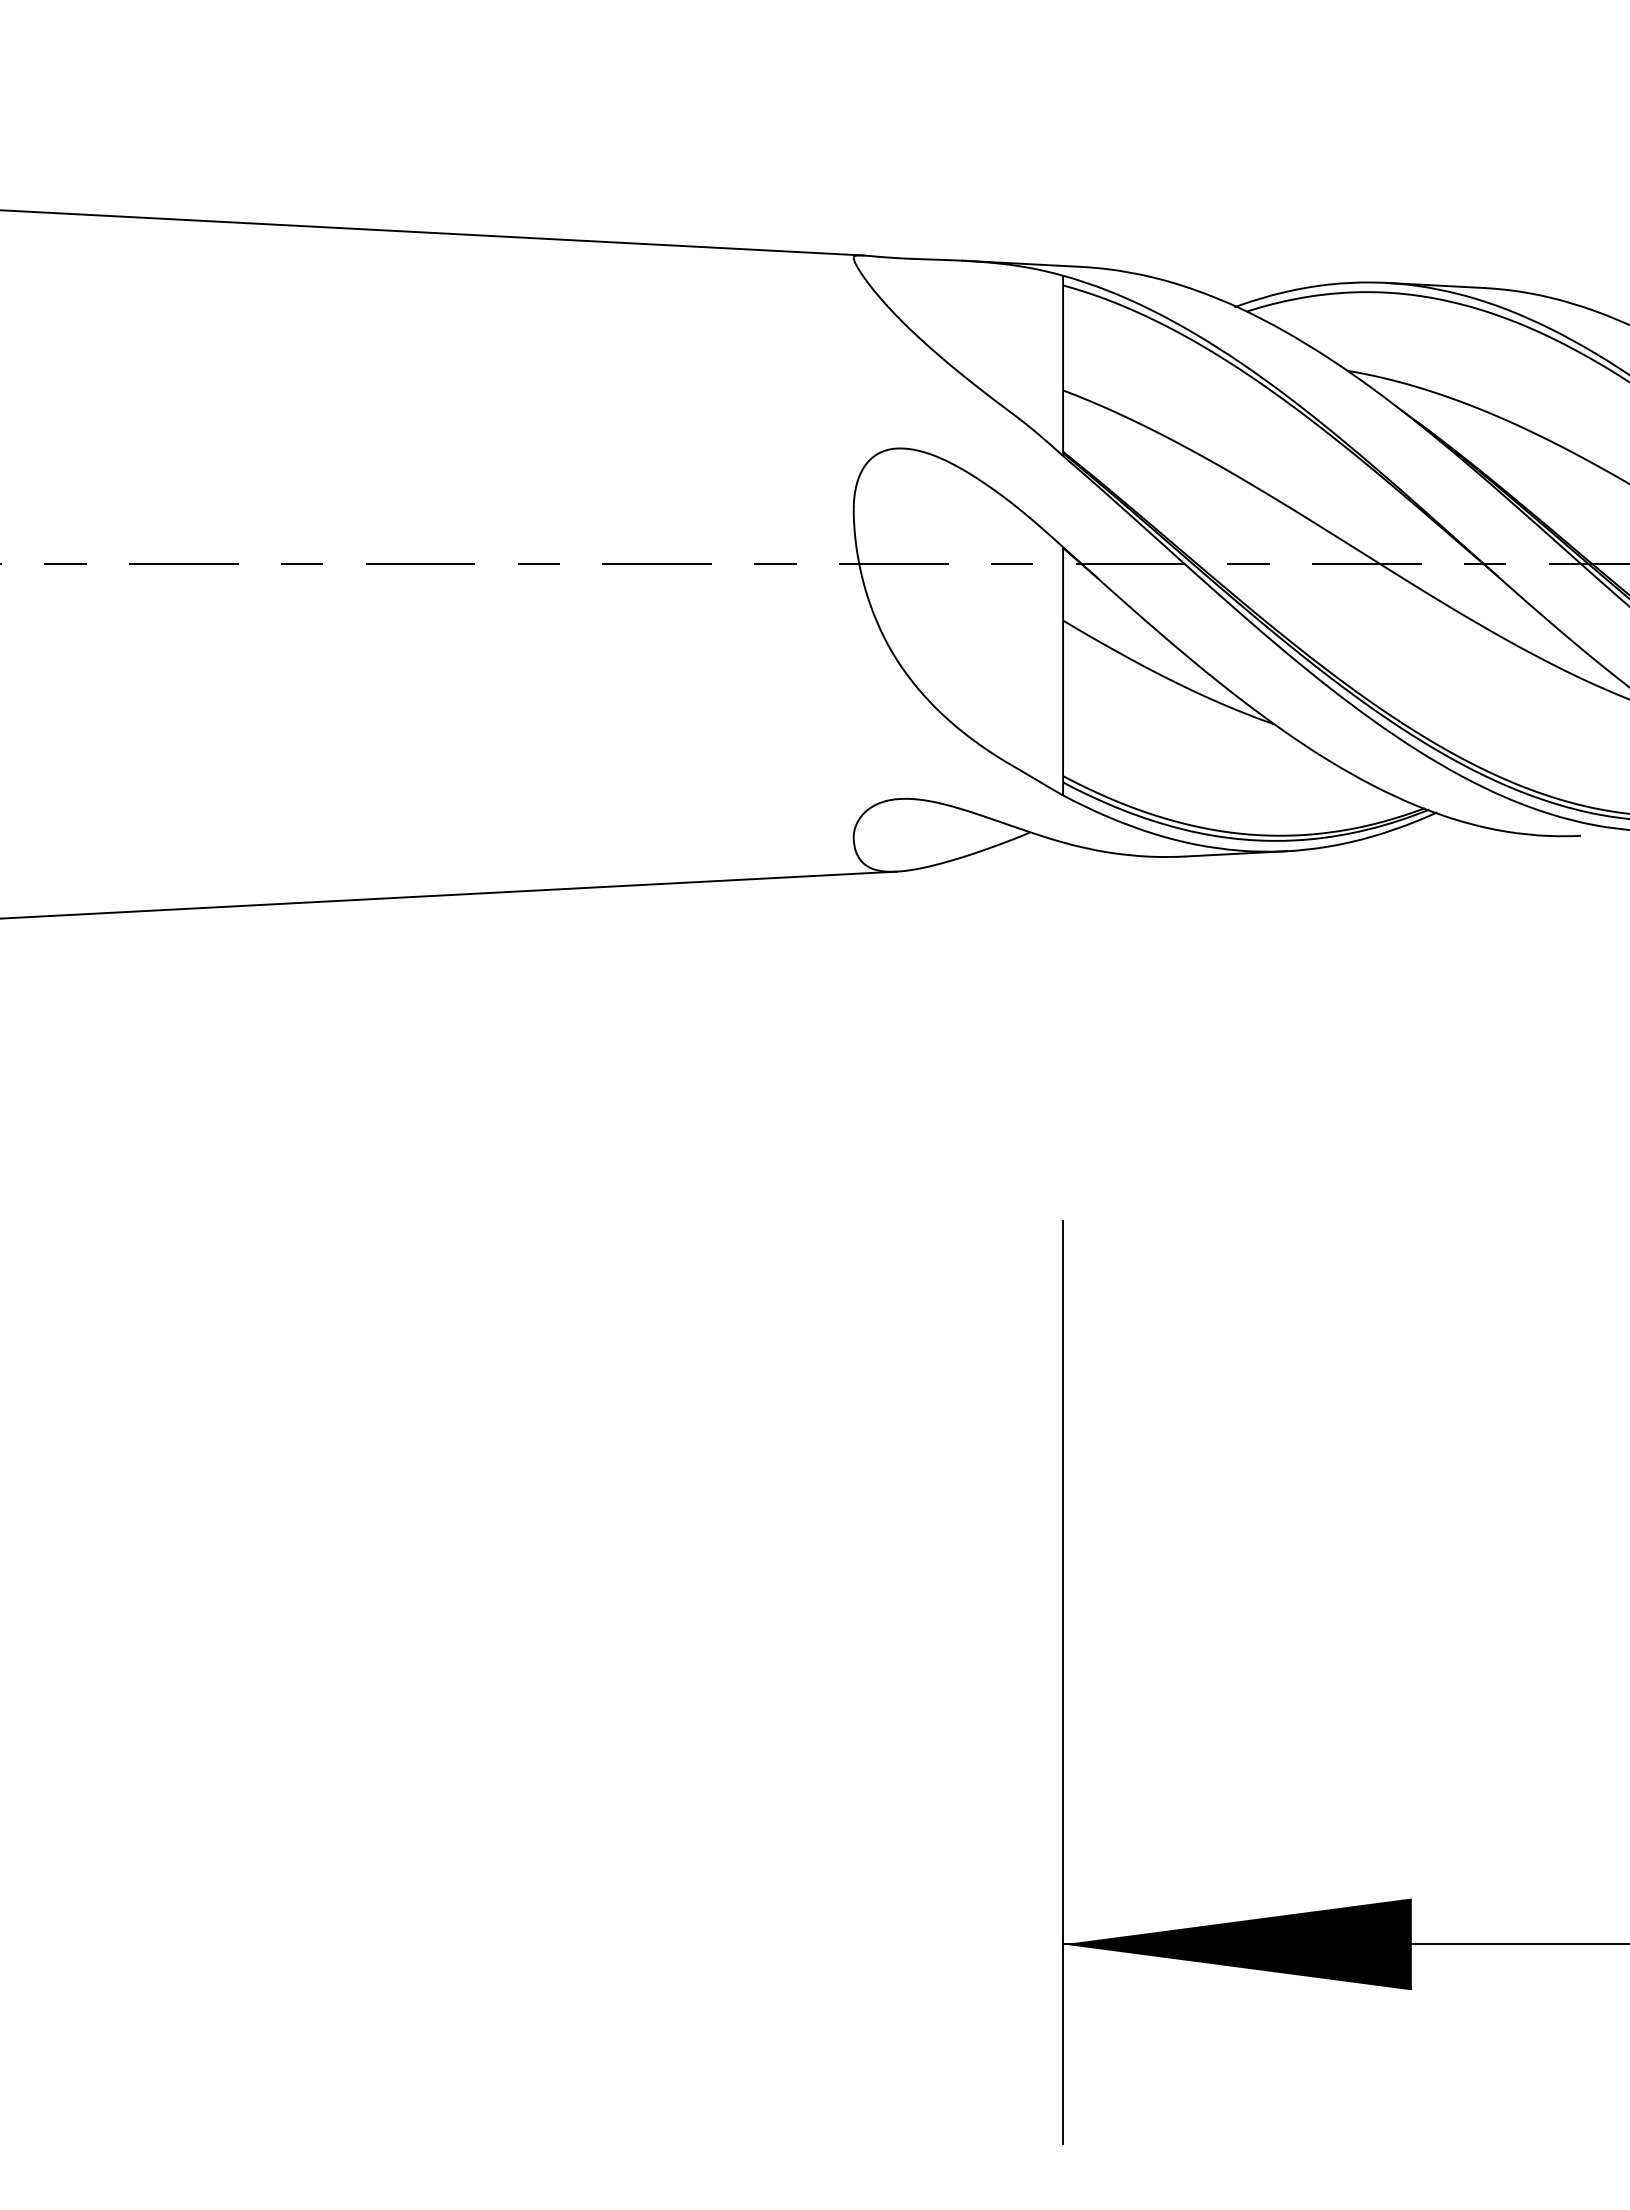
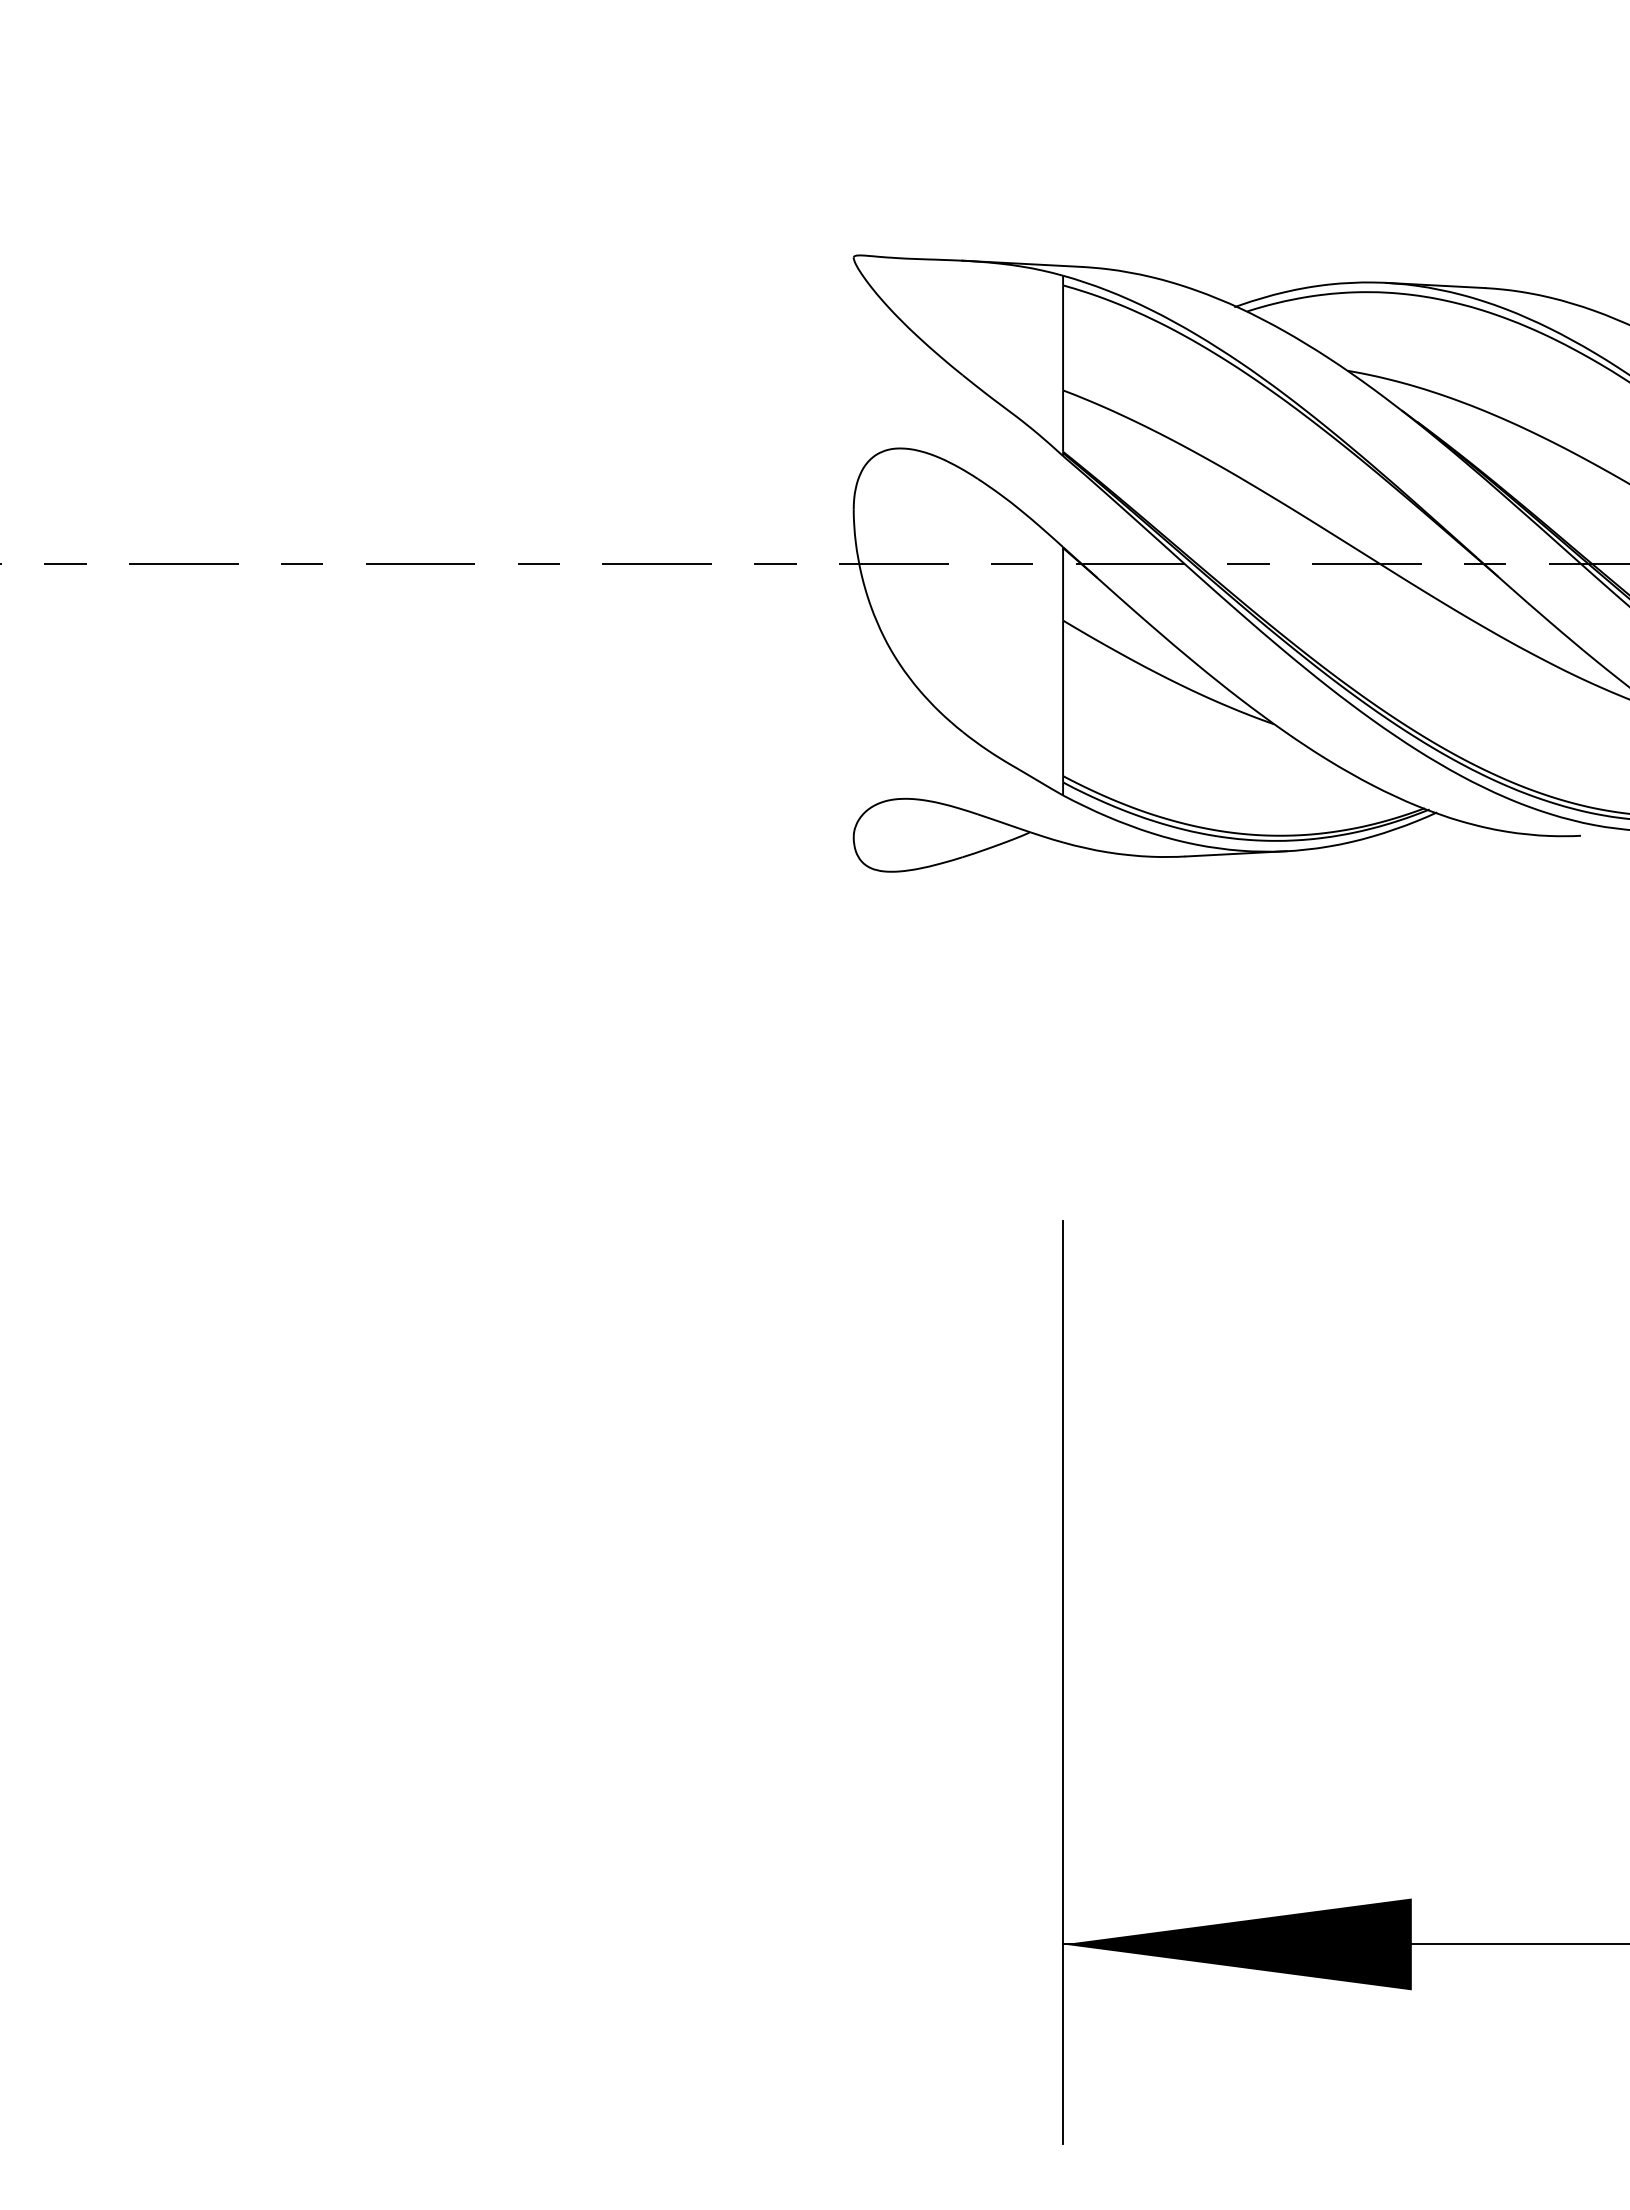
line: present -> none (432, 232)
line: present -> none (449, 894)
